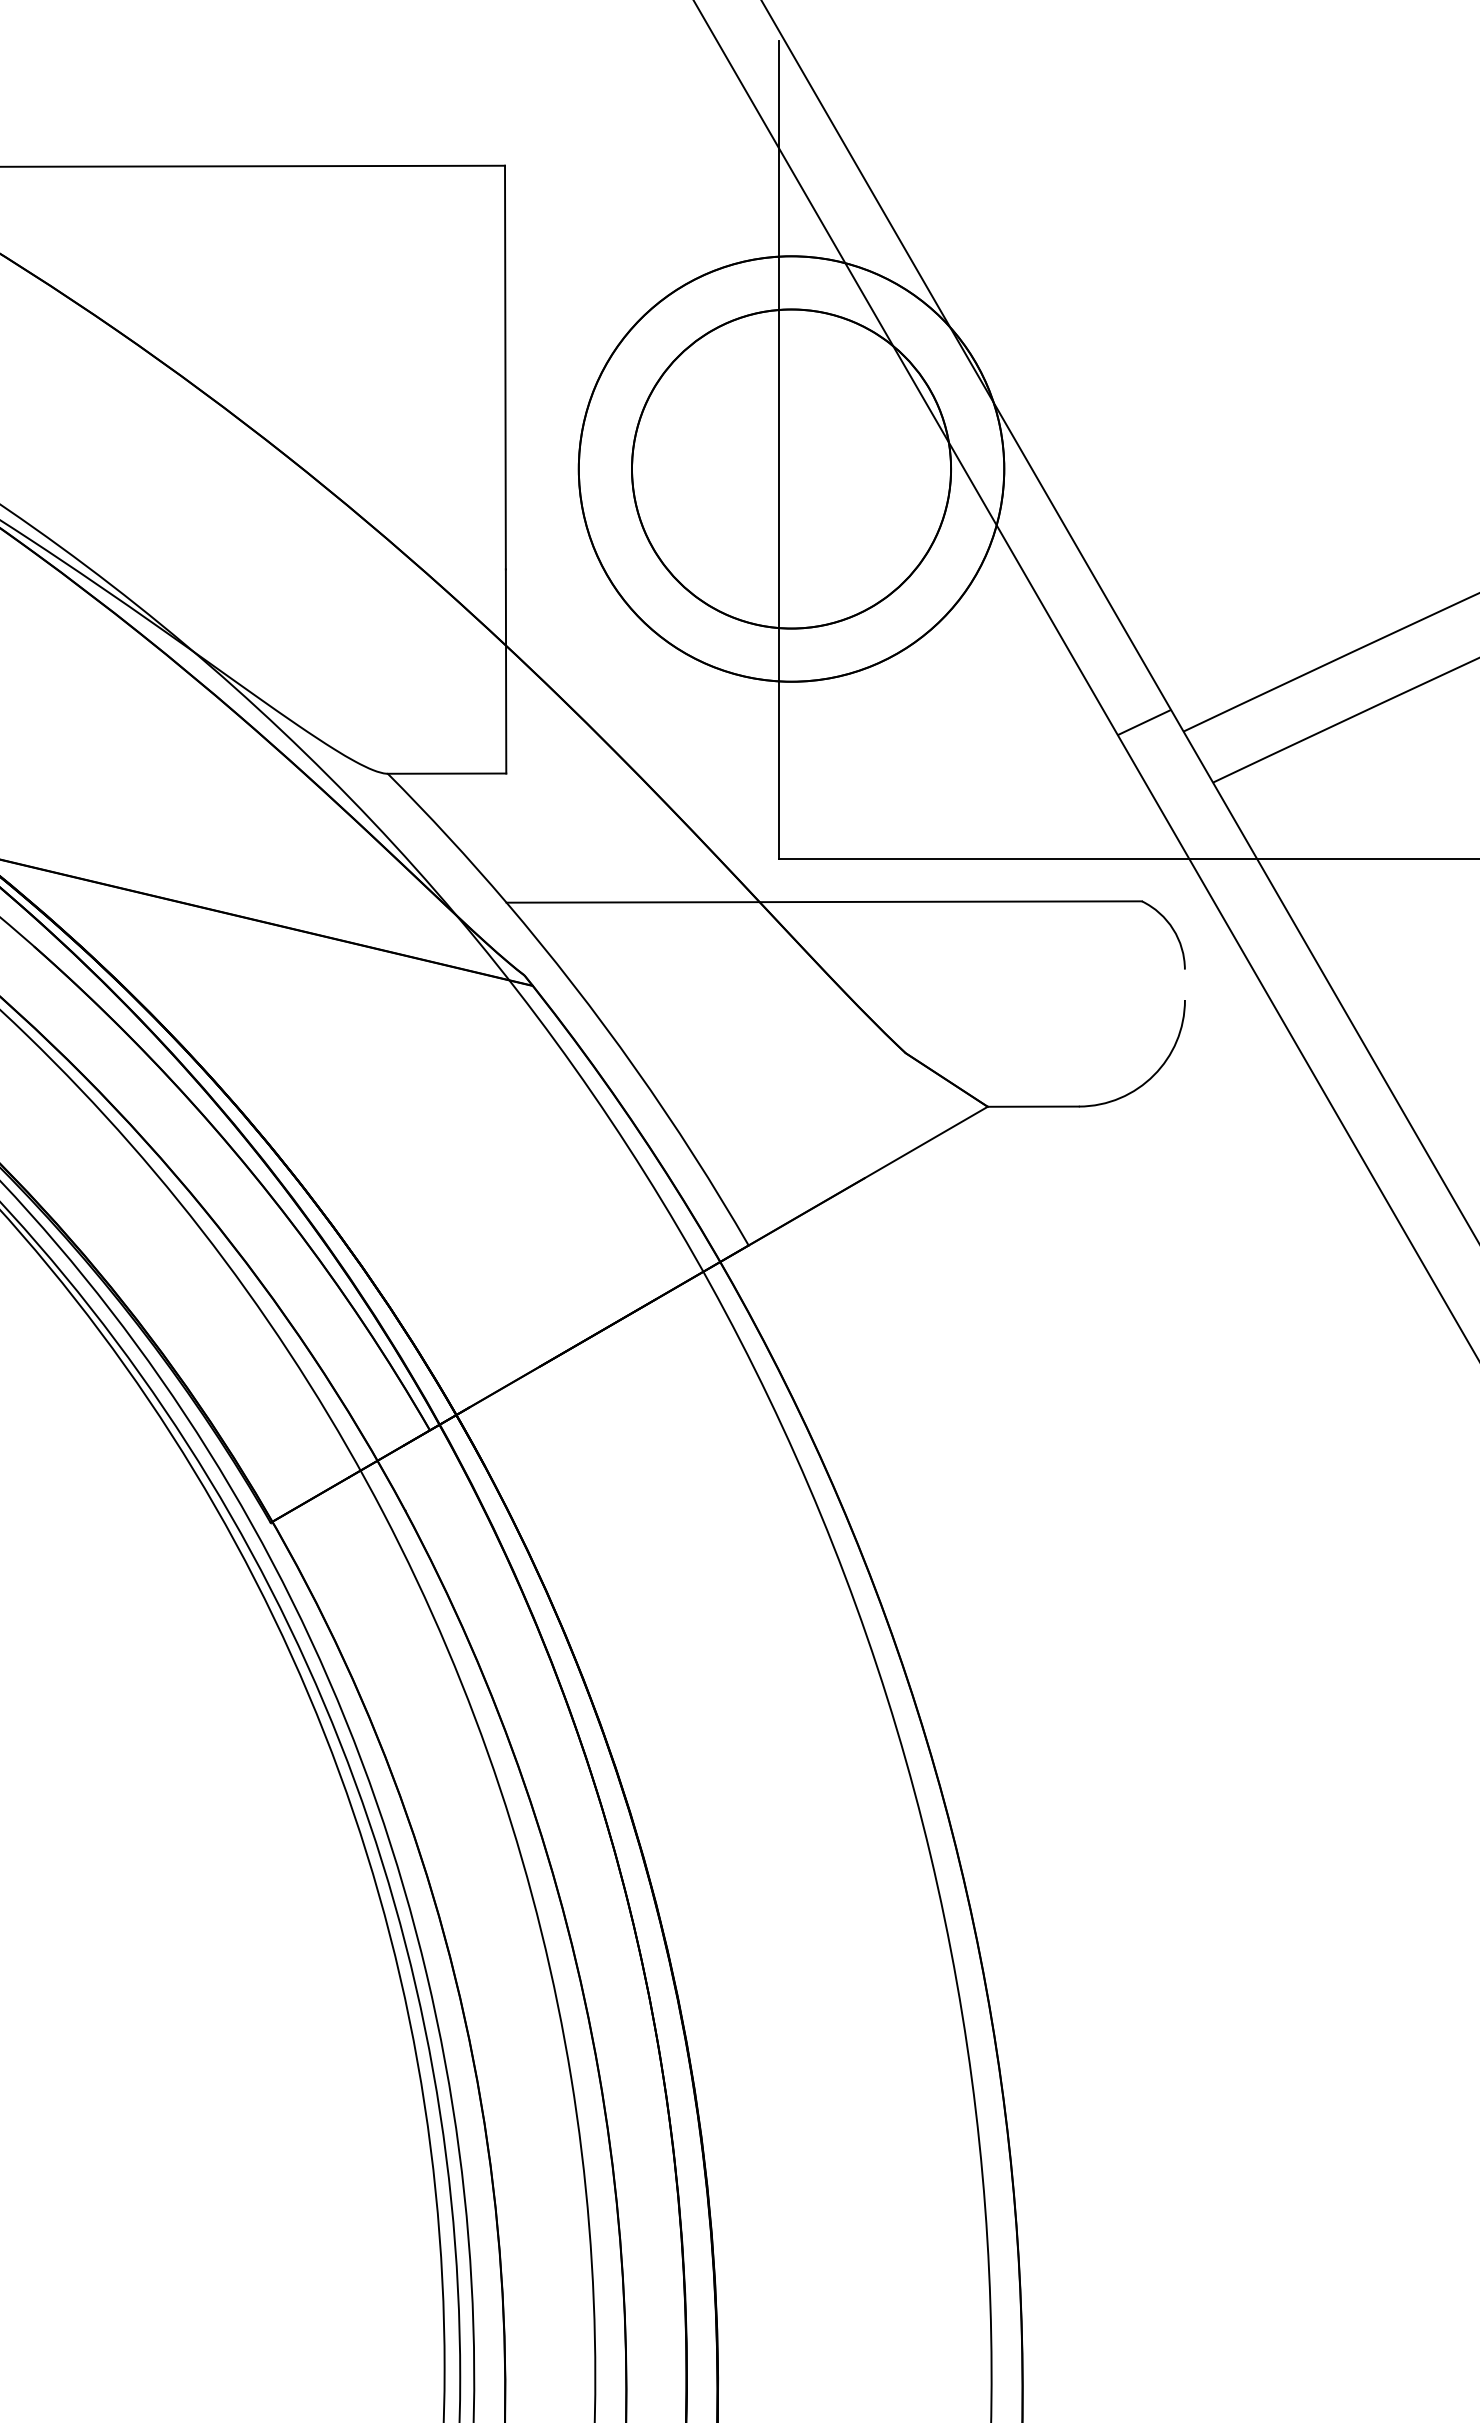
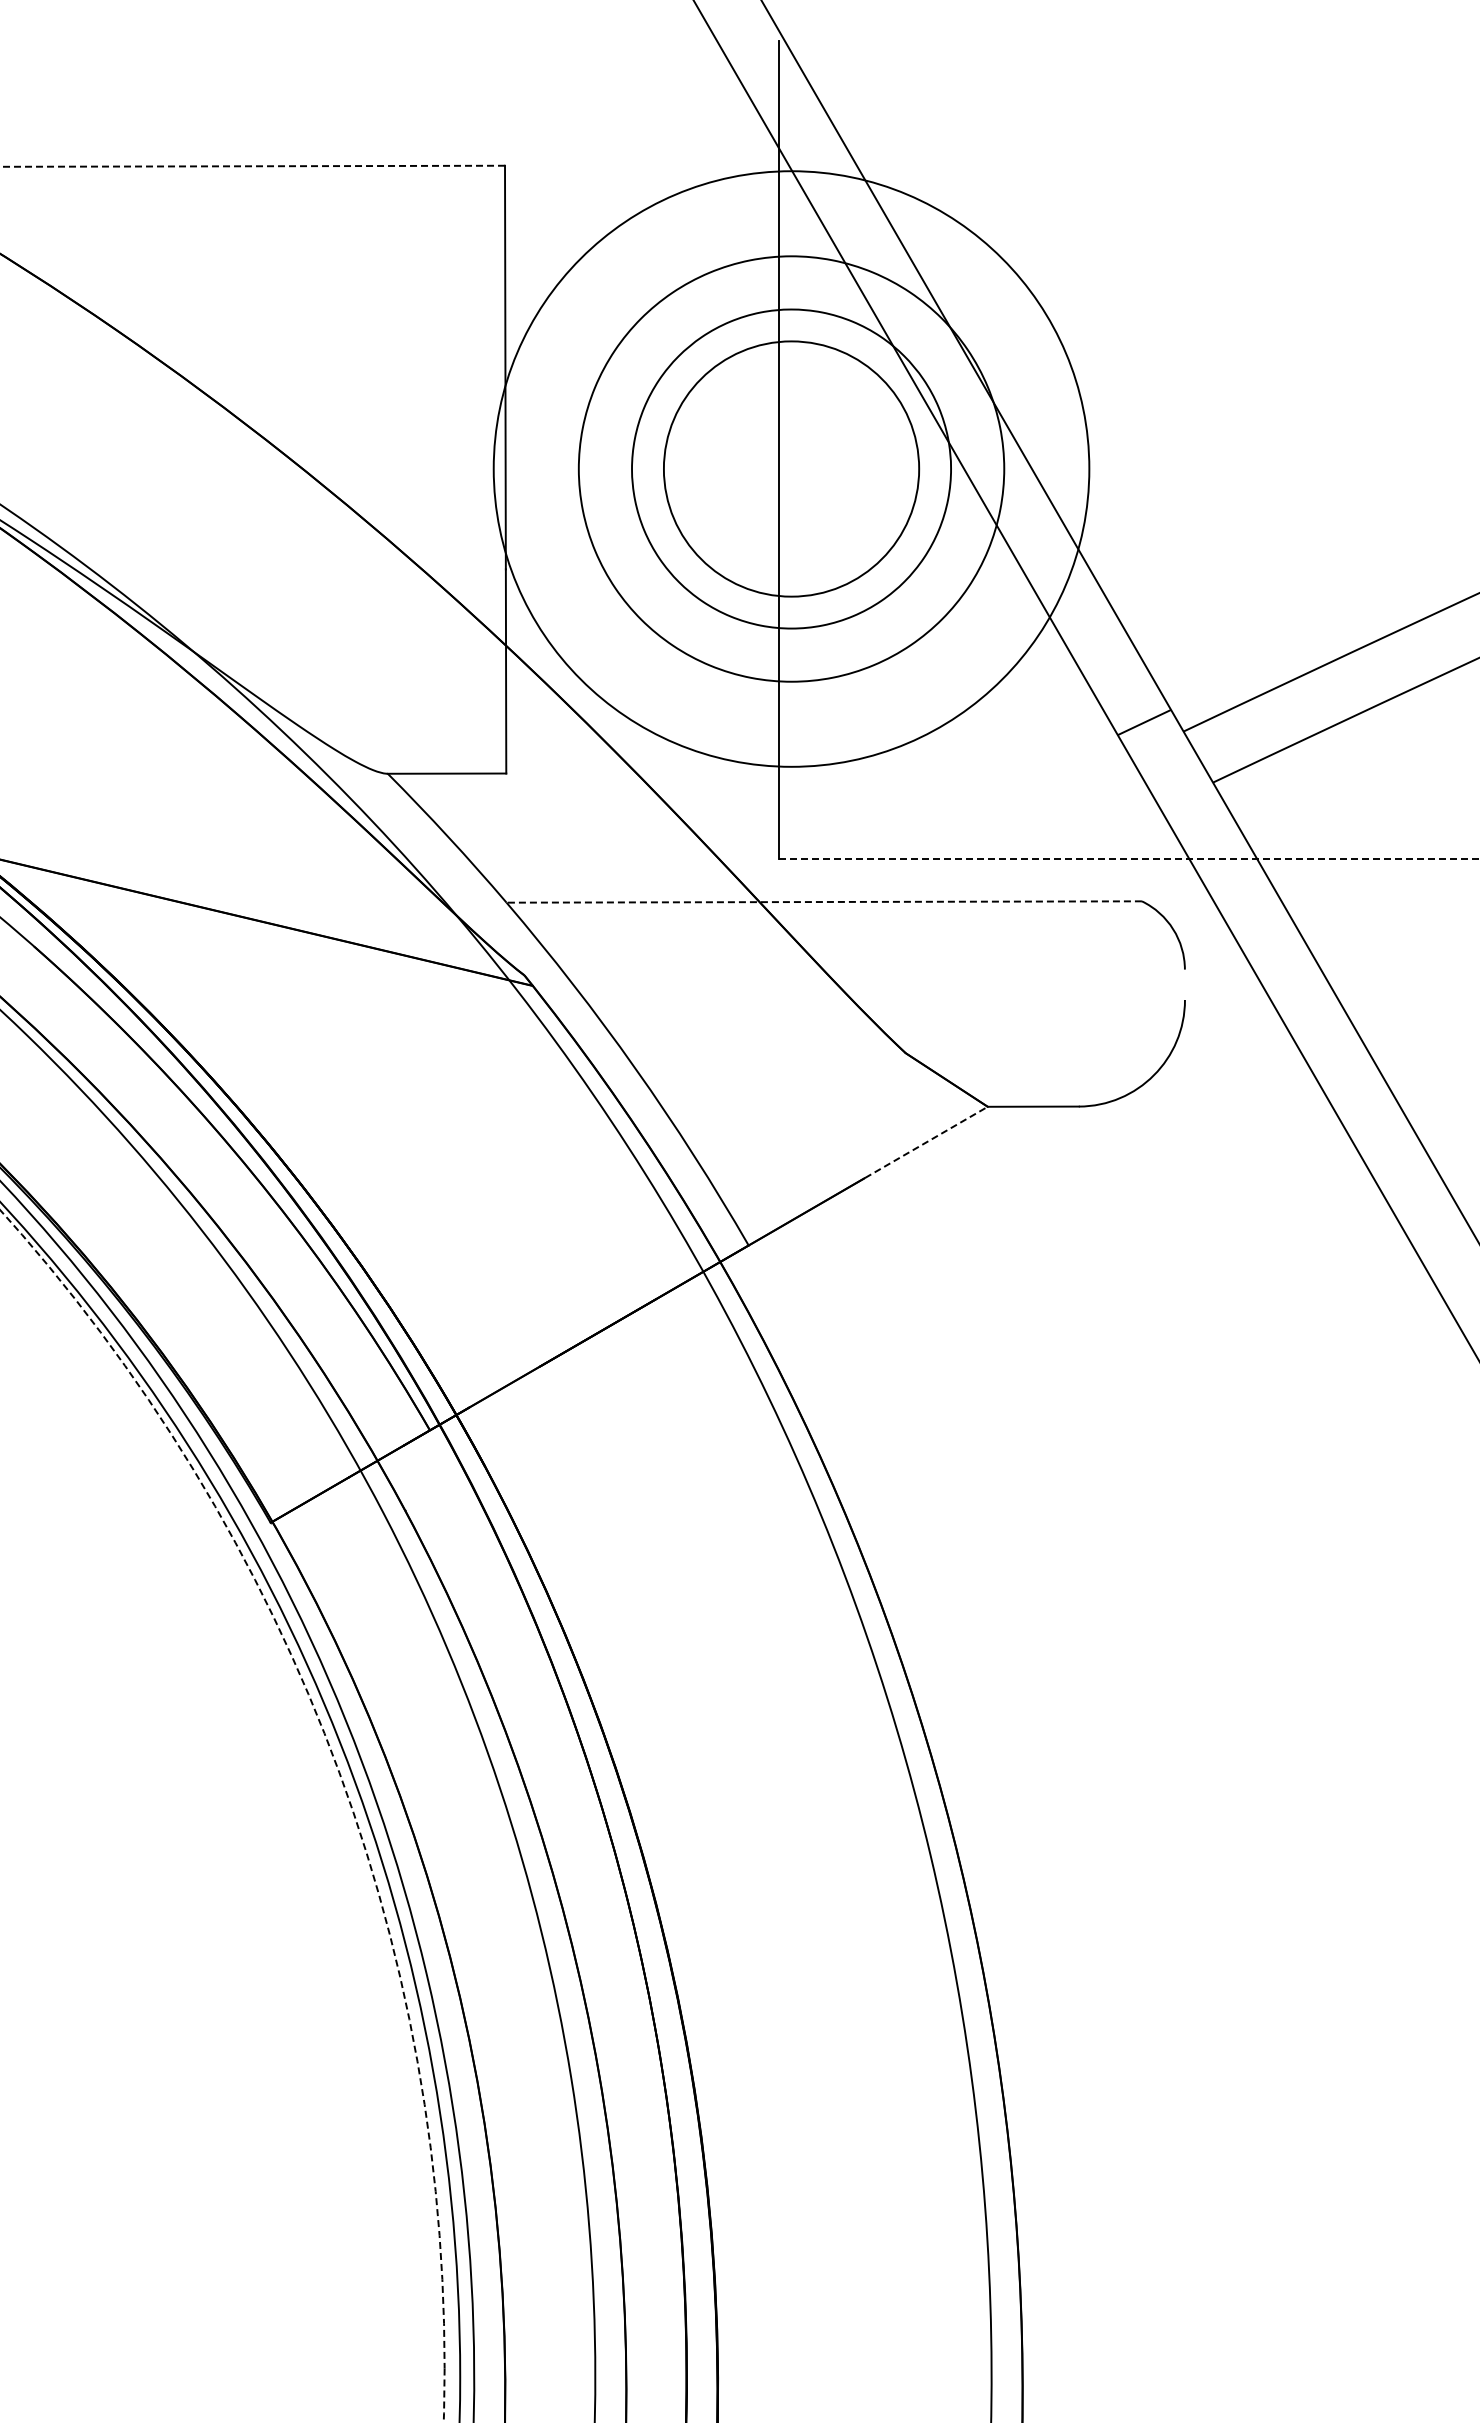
line: solid -> dashed (252, 166)
circle diameter: 319 px -> 255 px (791, 468)
circle diameter: 425 px -> 596 px (791, 468)
line: solid -> dashed (1129, 858)
line: solid -> dashed (824, 902)
line: solid -> dashed (926, 1142)
circle: solid -> dashed (222, 1816)
